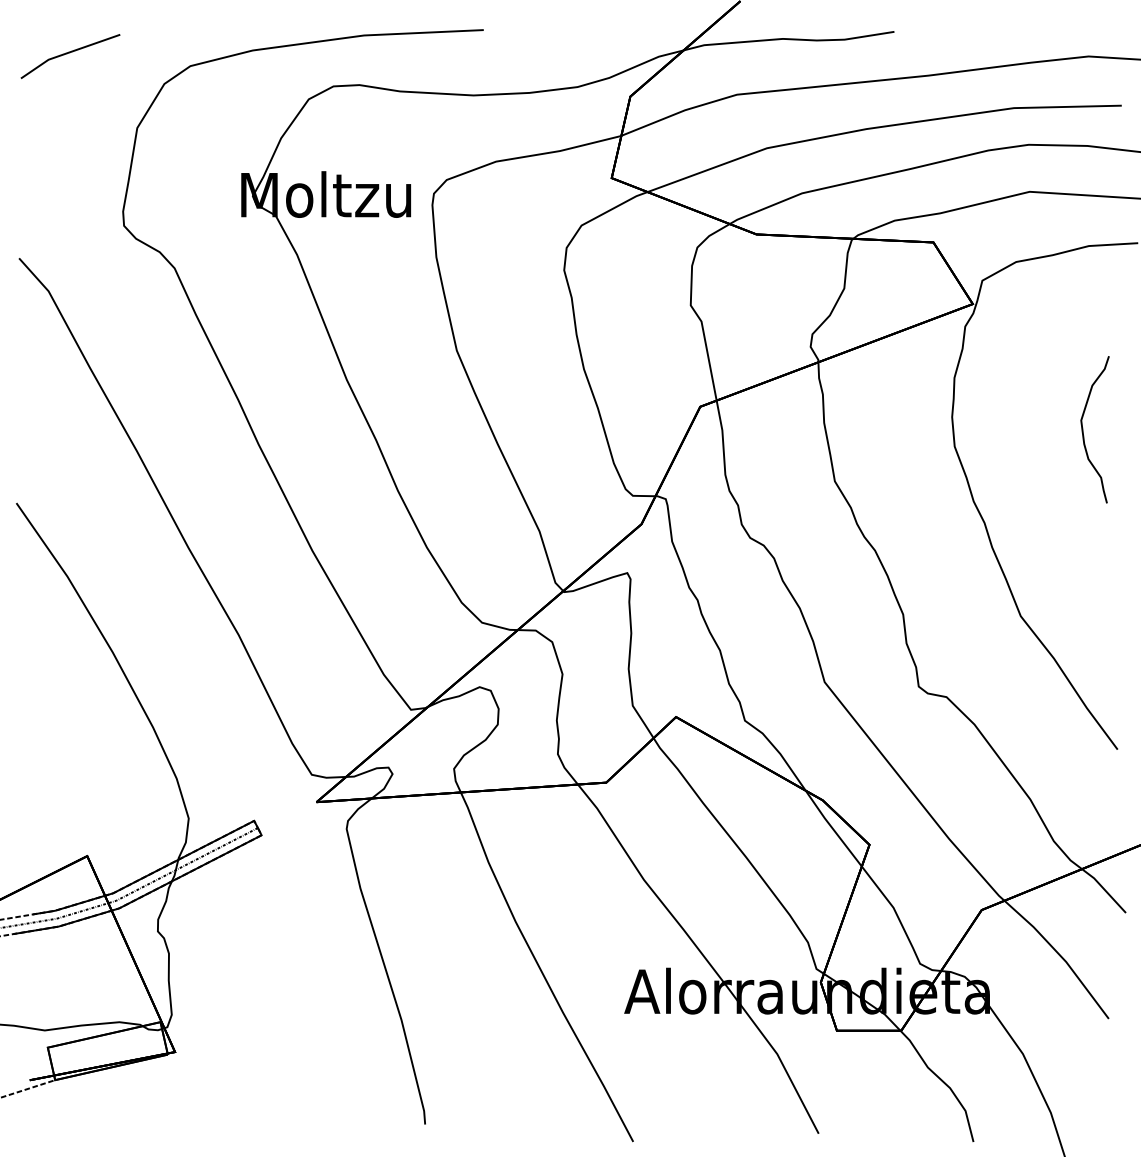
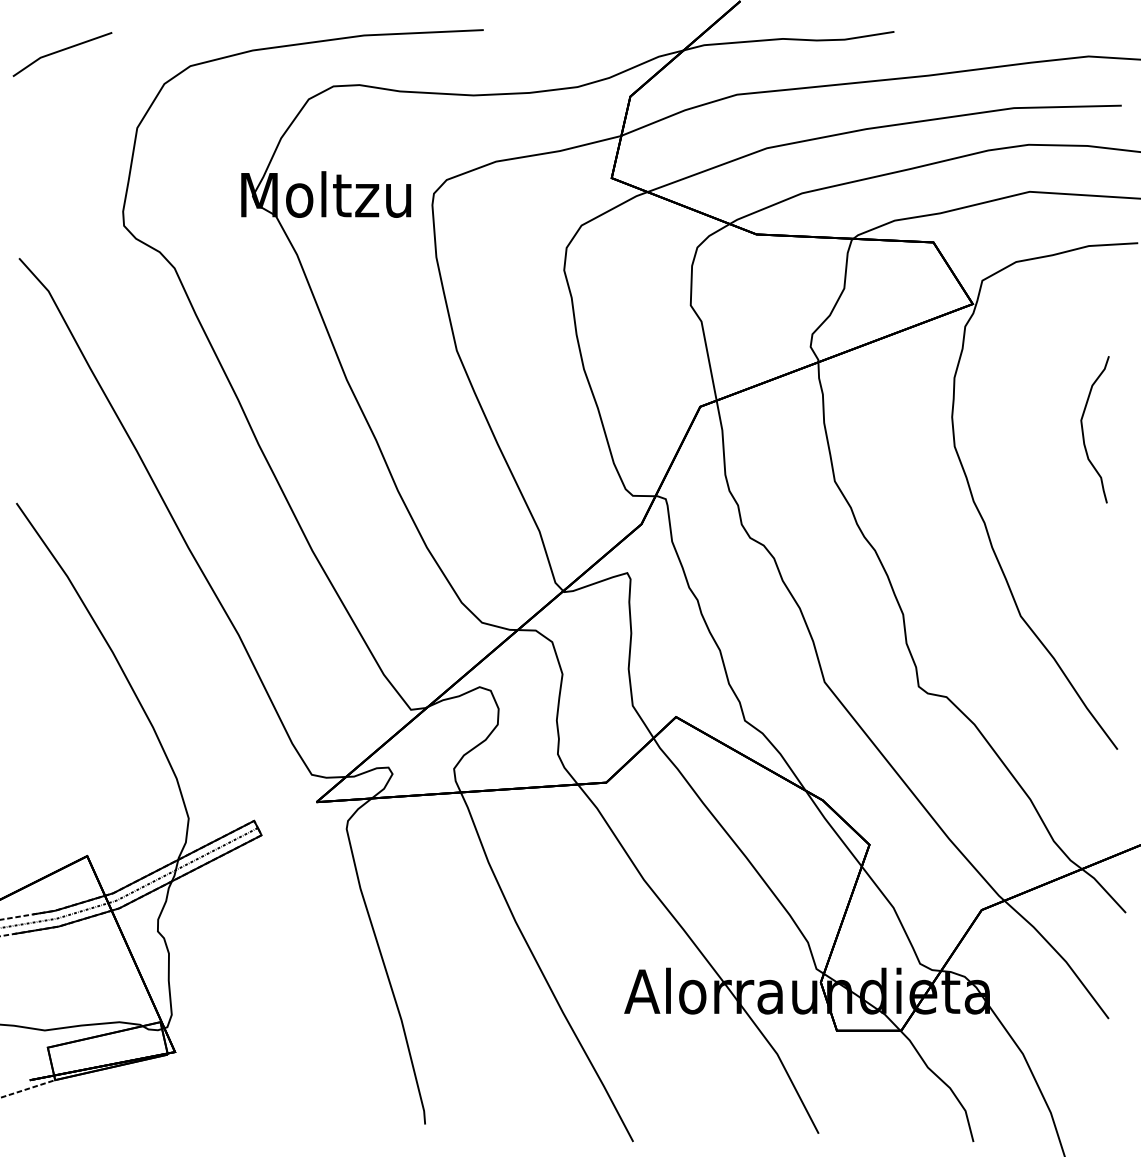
line position: (70, 53) -> (62, 51) (62, 51)
